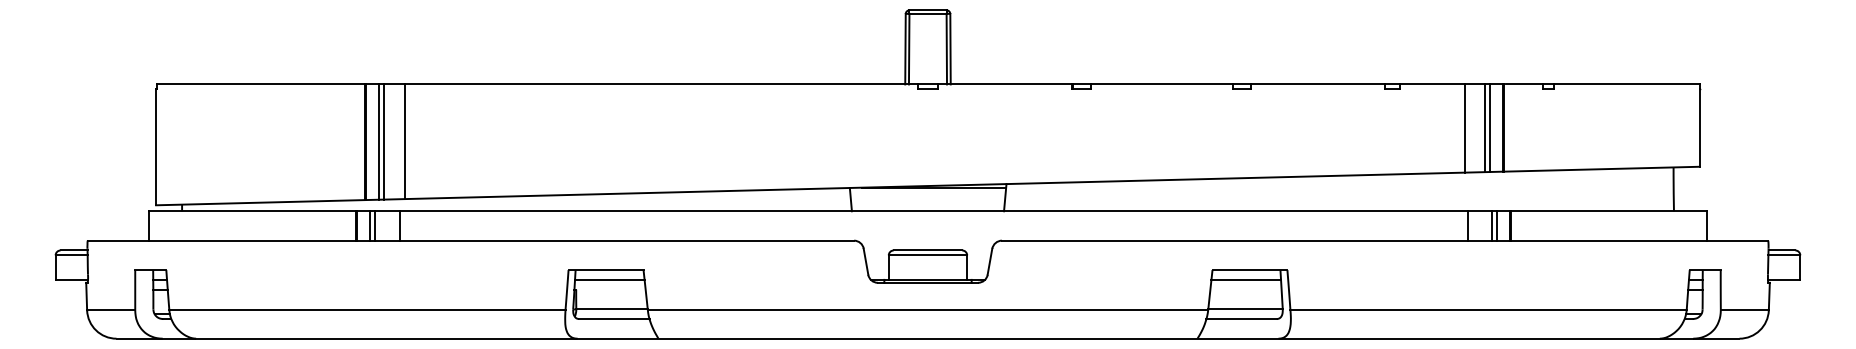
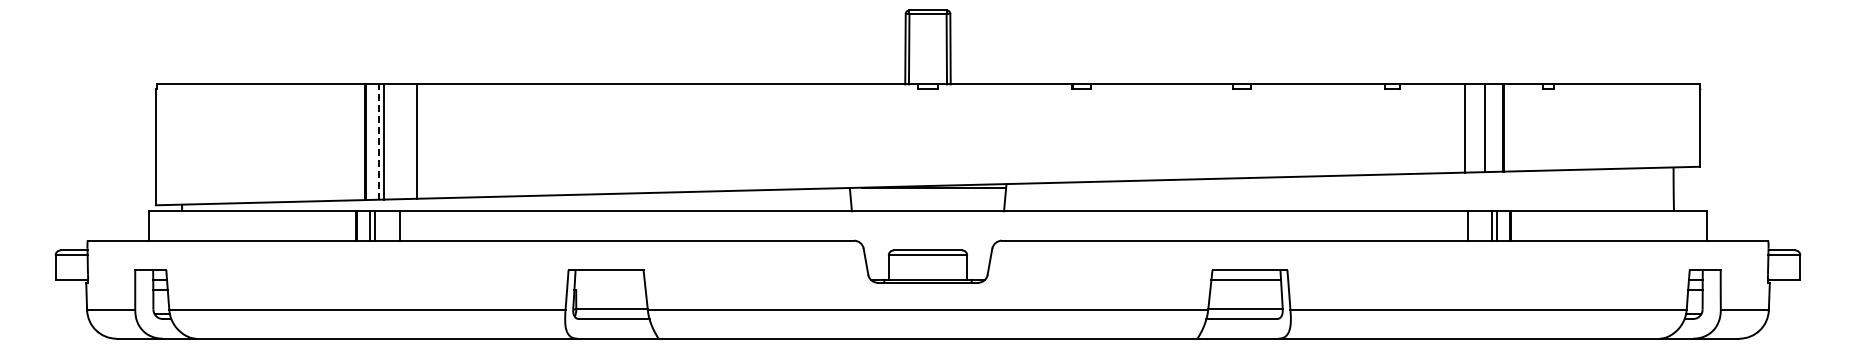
line: present -> none (1490, 128)
line position: (404, 141) -> (416, 141) (416, 141)
line: solid -> dashed (378, 142)
line: present -> none (609, 279)
